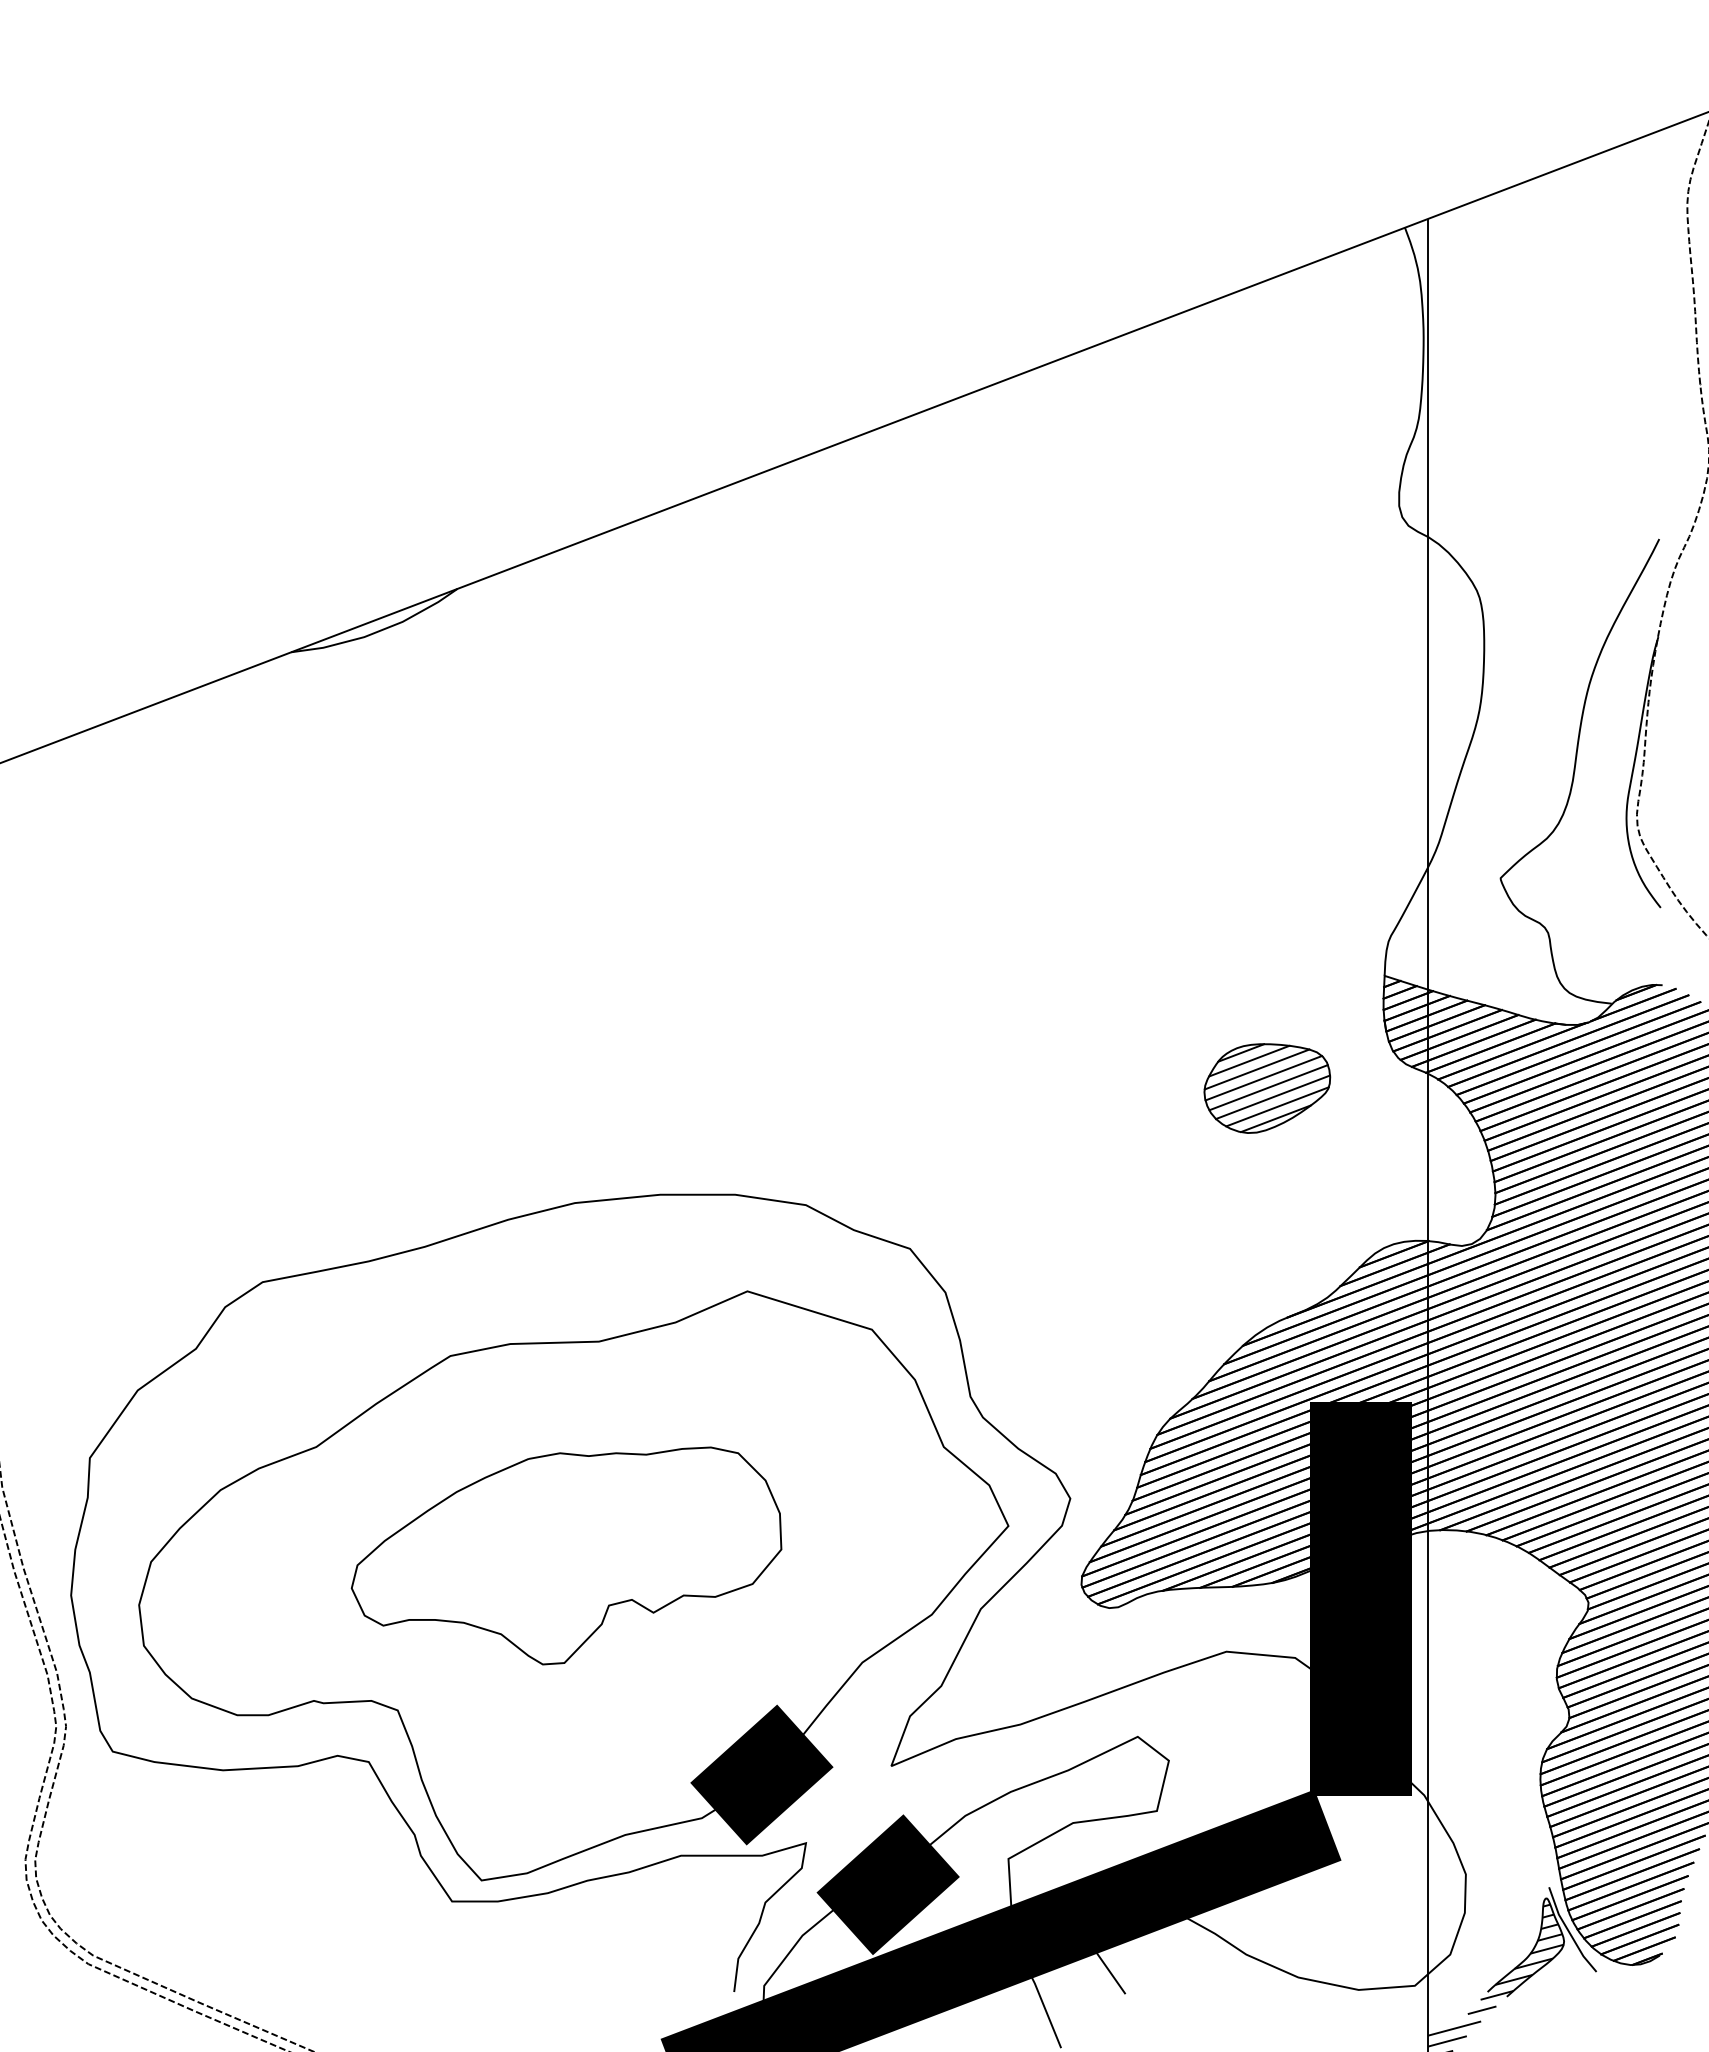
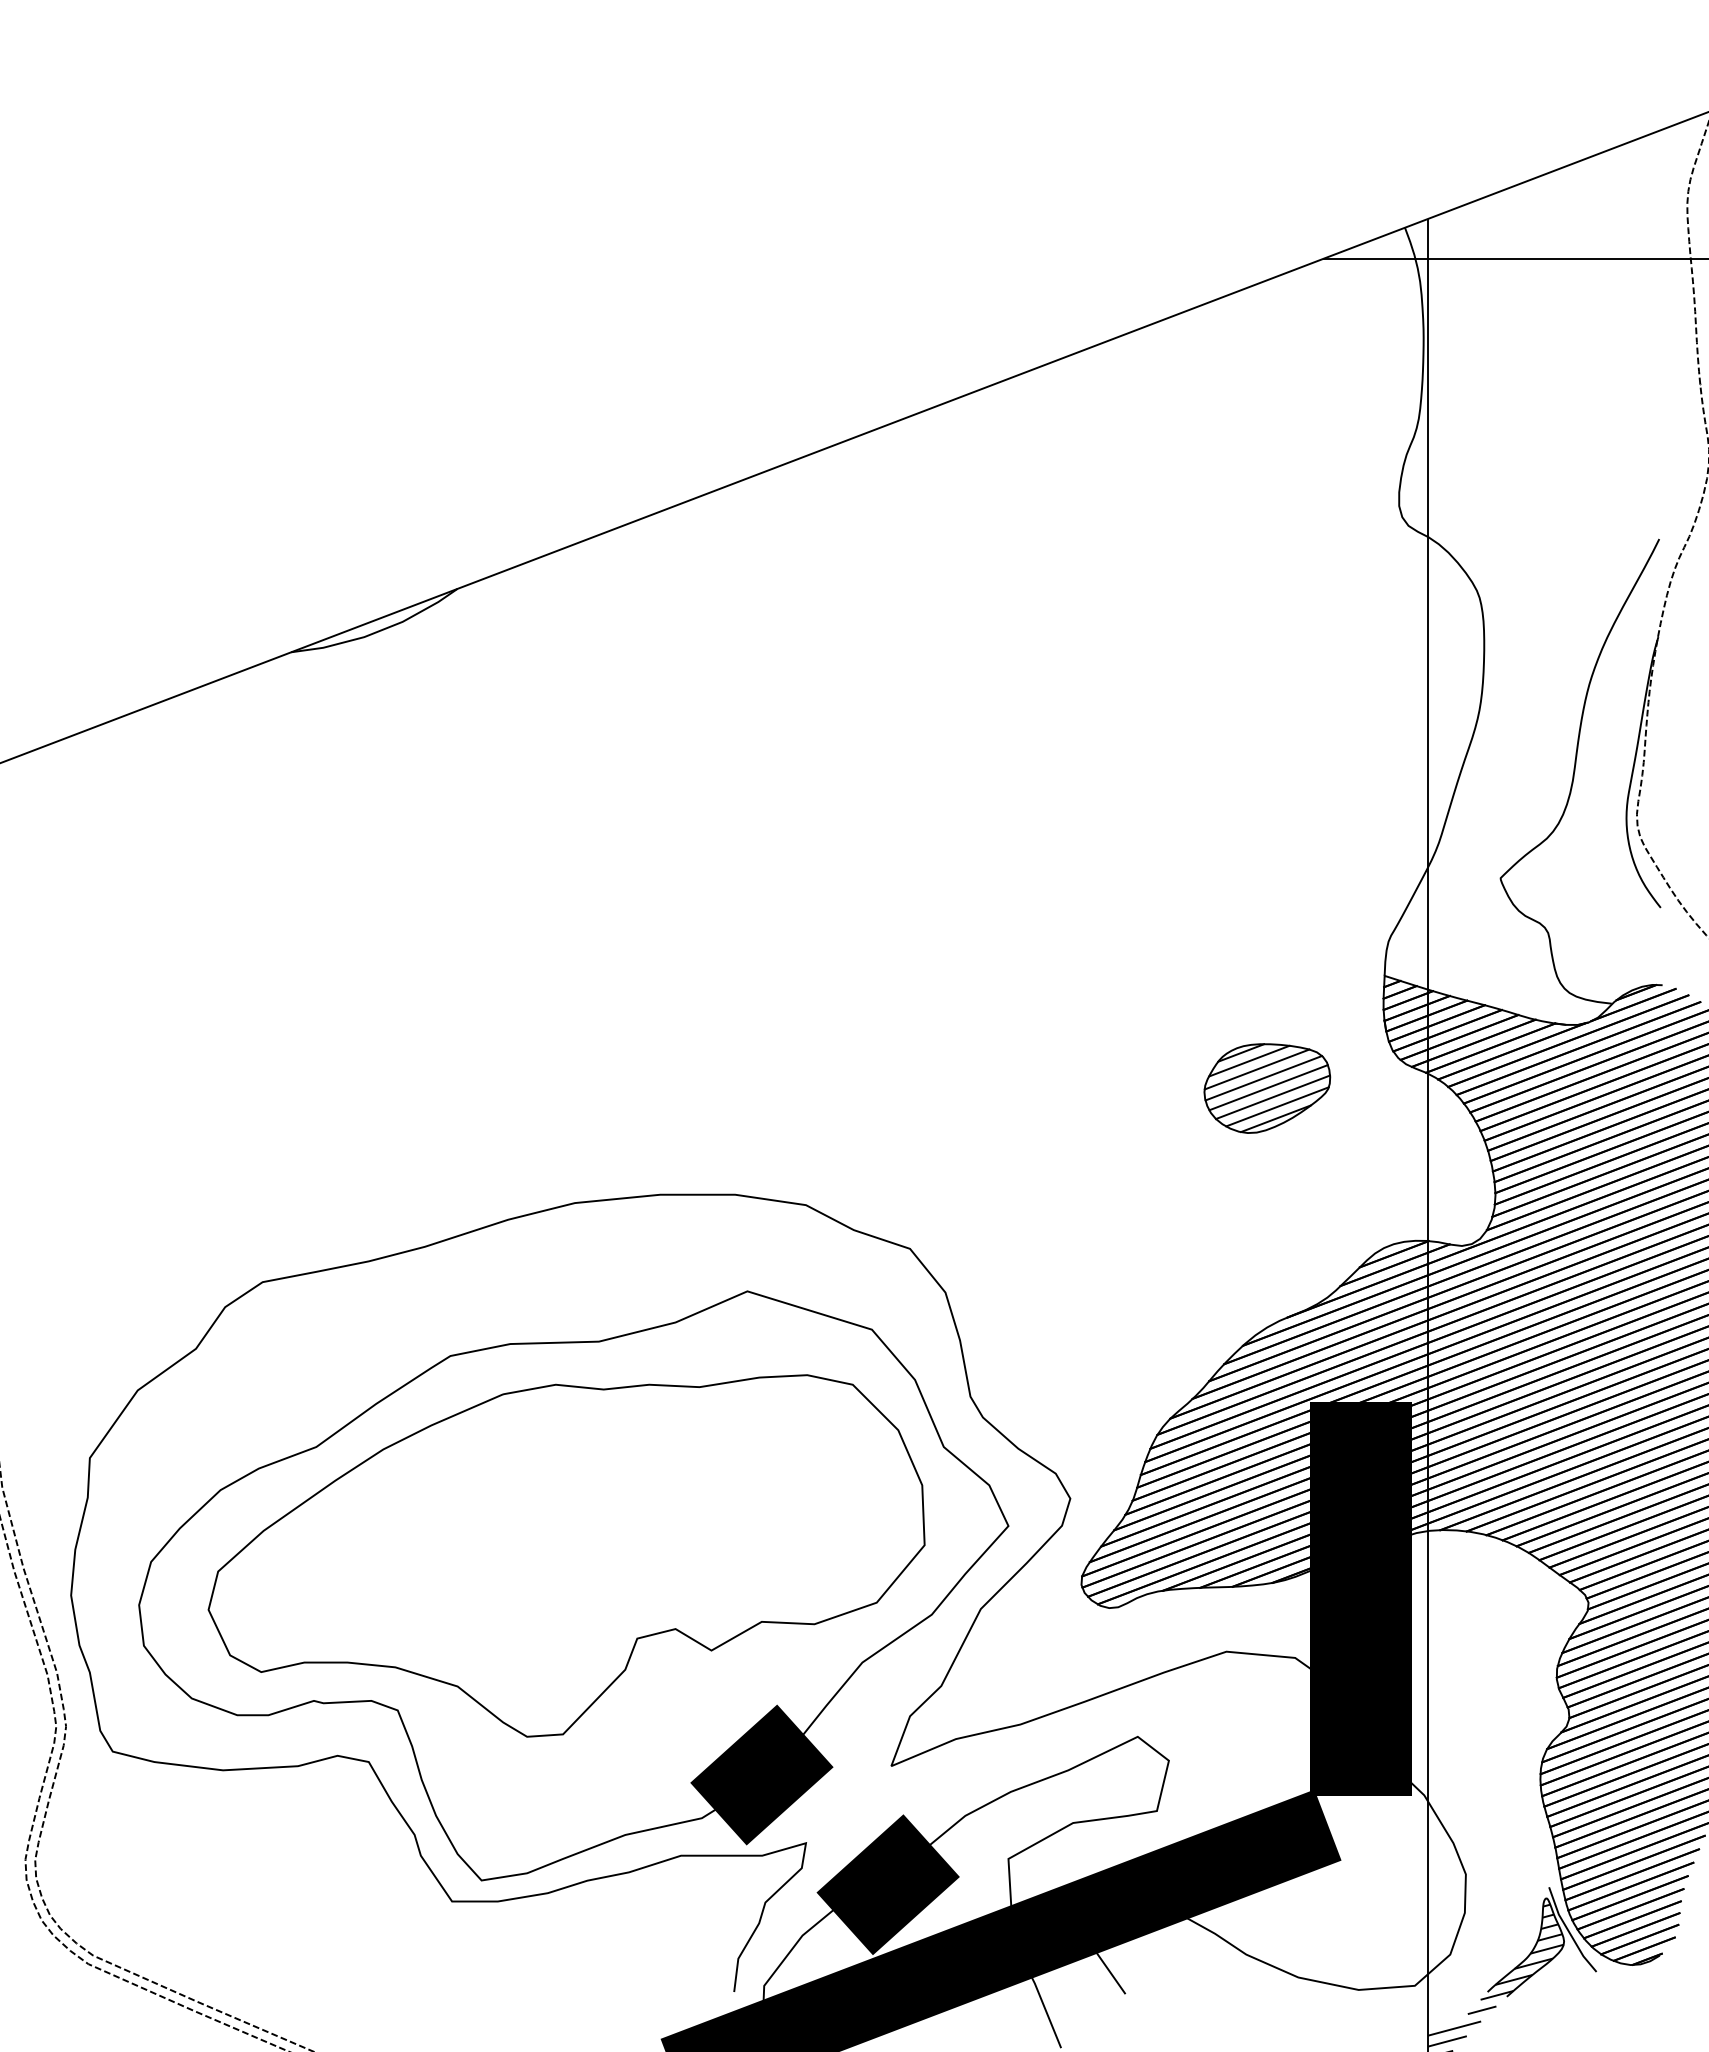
line: none -> present (1514, 258)
part size: 433x220 px -> 719x364 px (566, 1555)
